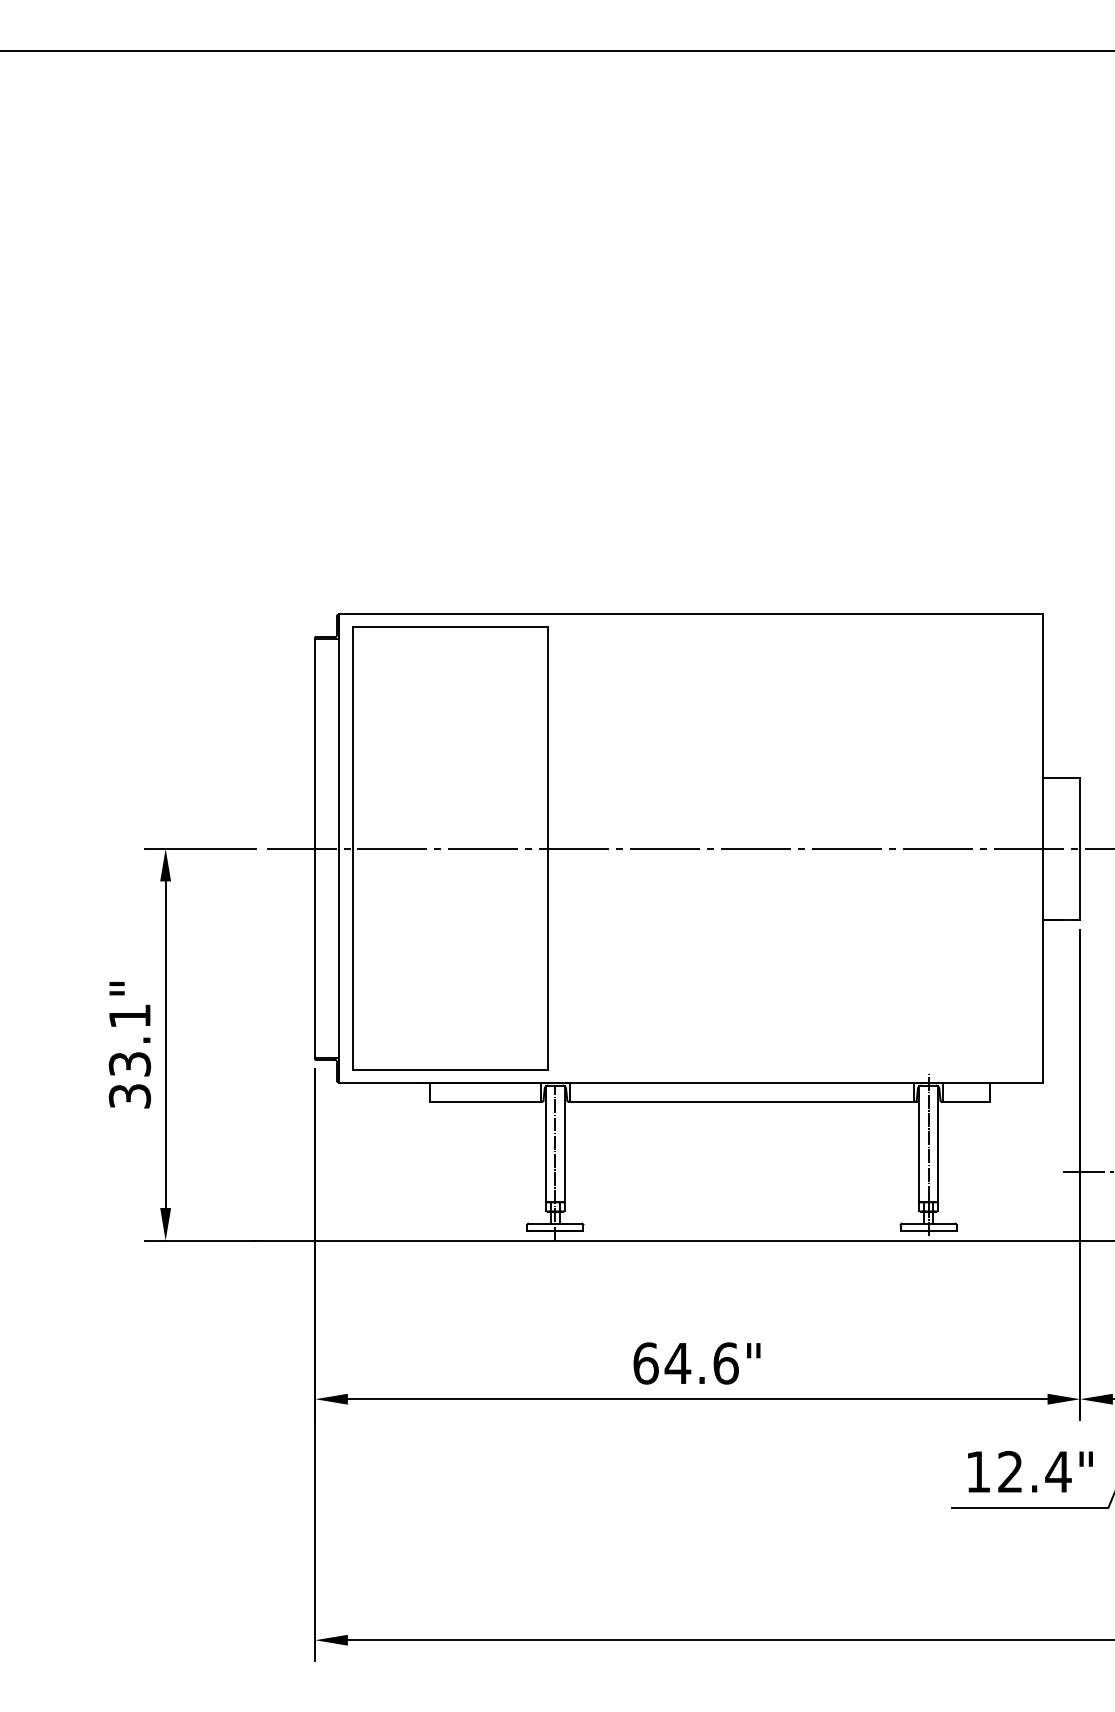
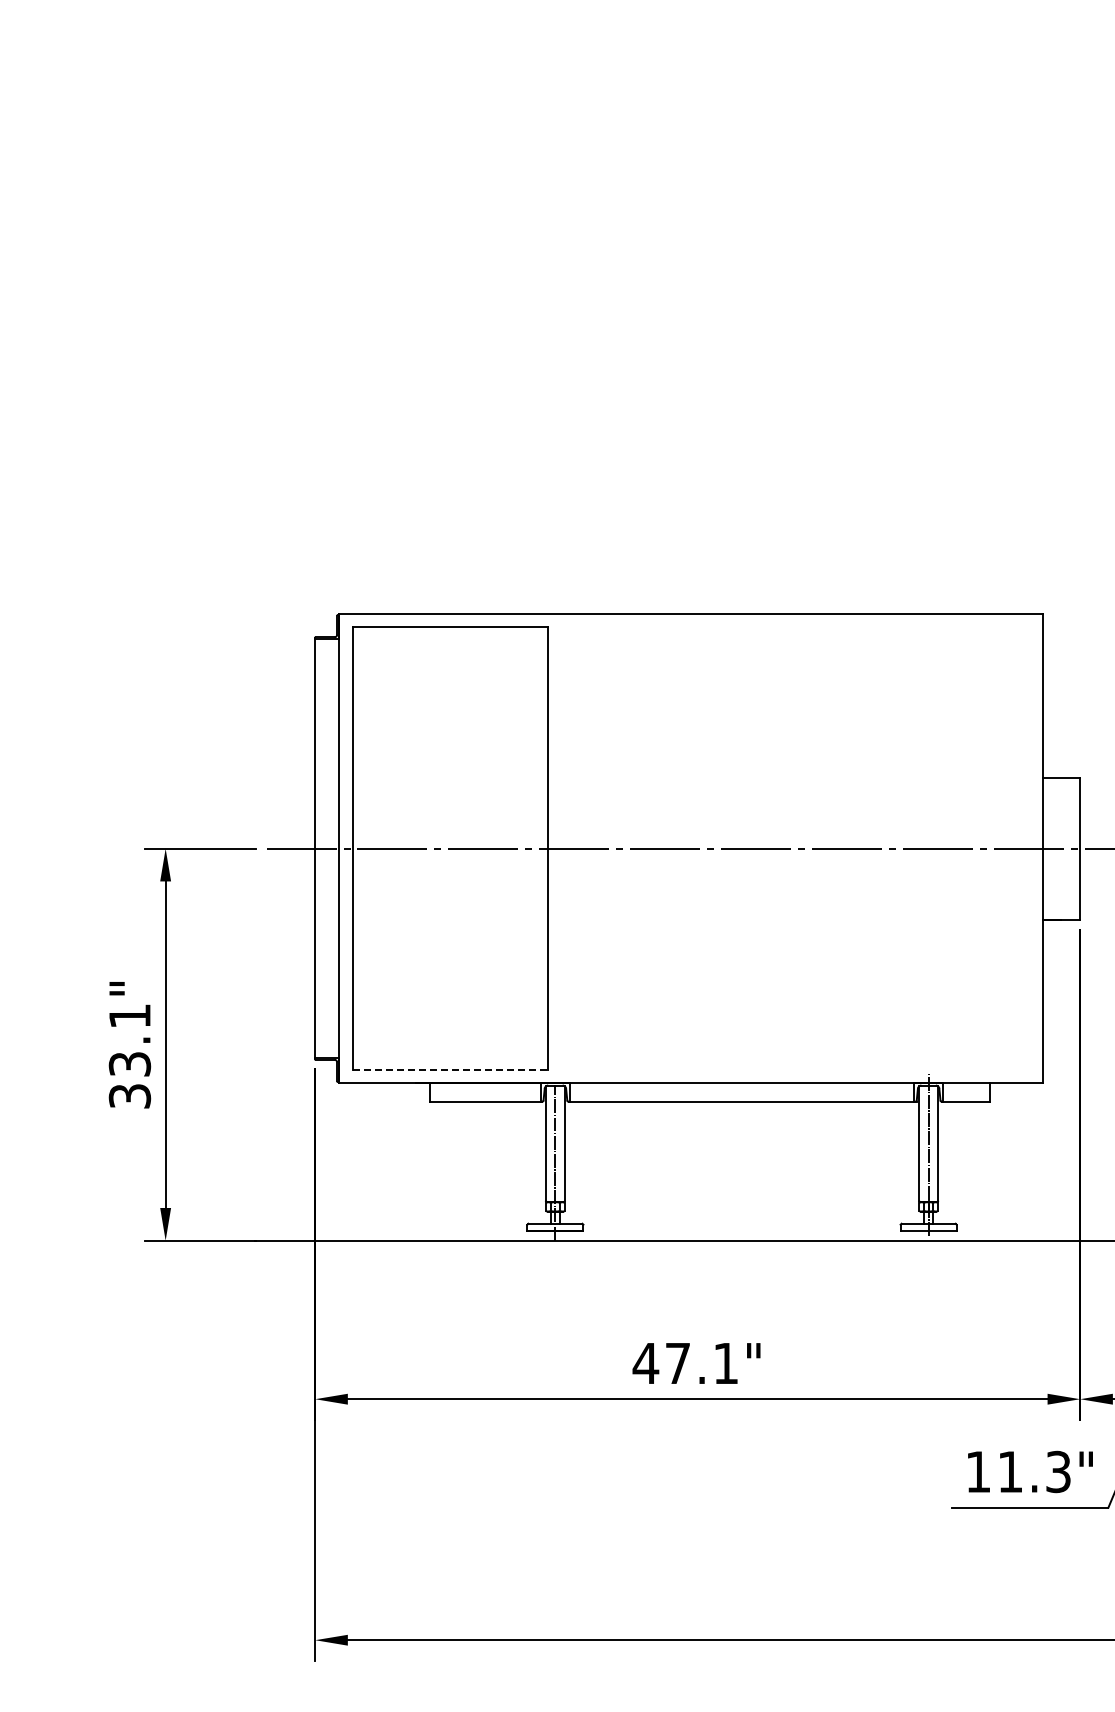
line: present -> none (556, 51)
line: solid -> dashed (450, 1069)
line: present -> none (1087, 1171)
text: 64.6" -> 47.1" (685, 1363)
text: 12.4" -> 11.3" (1034, 1471)
